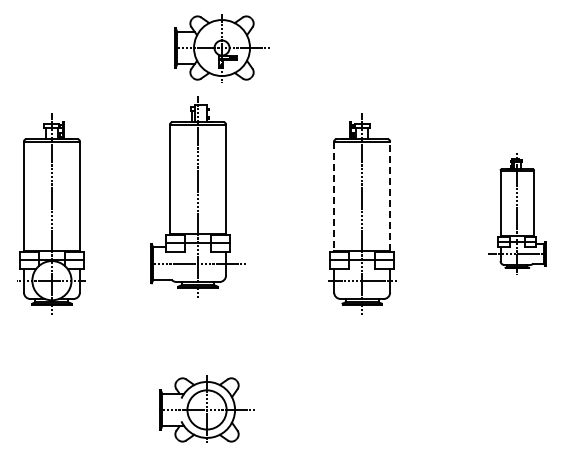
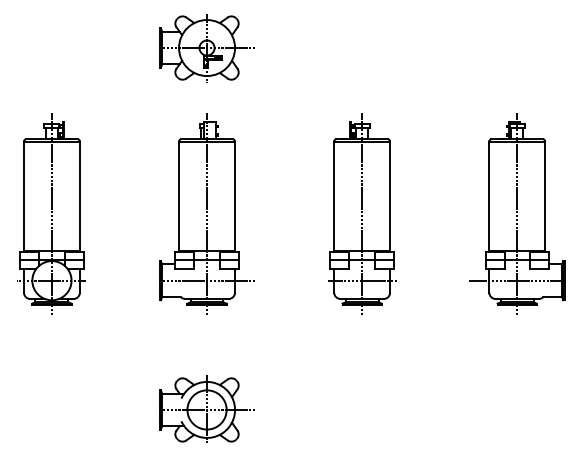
part position: (221, 48) -> (206, 48) (206, 48)
part position: (197, 196) -> (206, 213) (206, 213)
line: dashed -> solid (334, 196)
line: dashed -> solid (390, 196)
part size: 59x122 px -> 97x202 px (517, 213)
